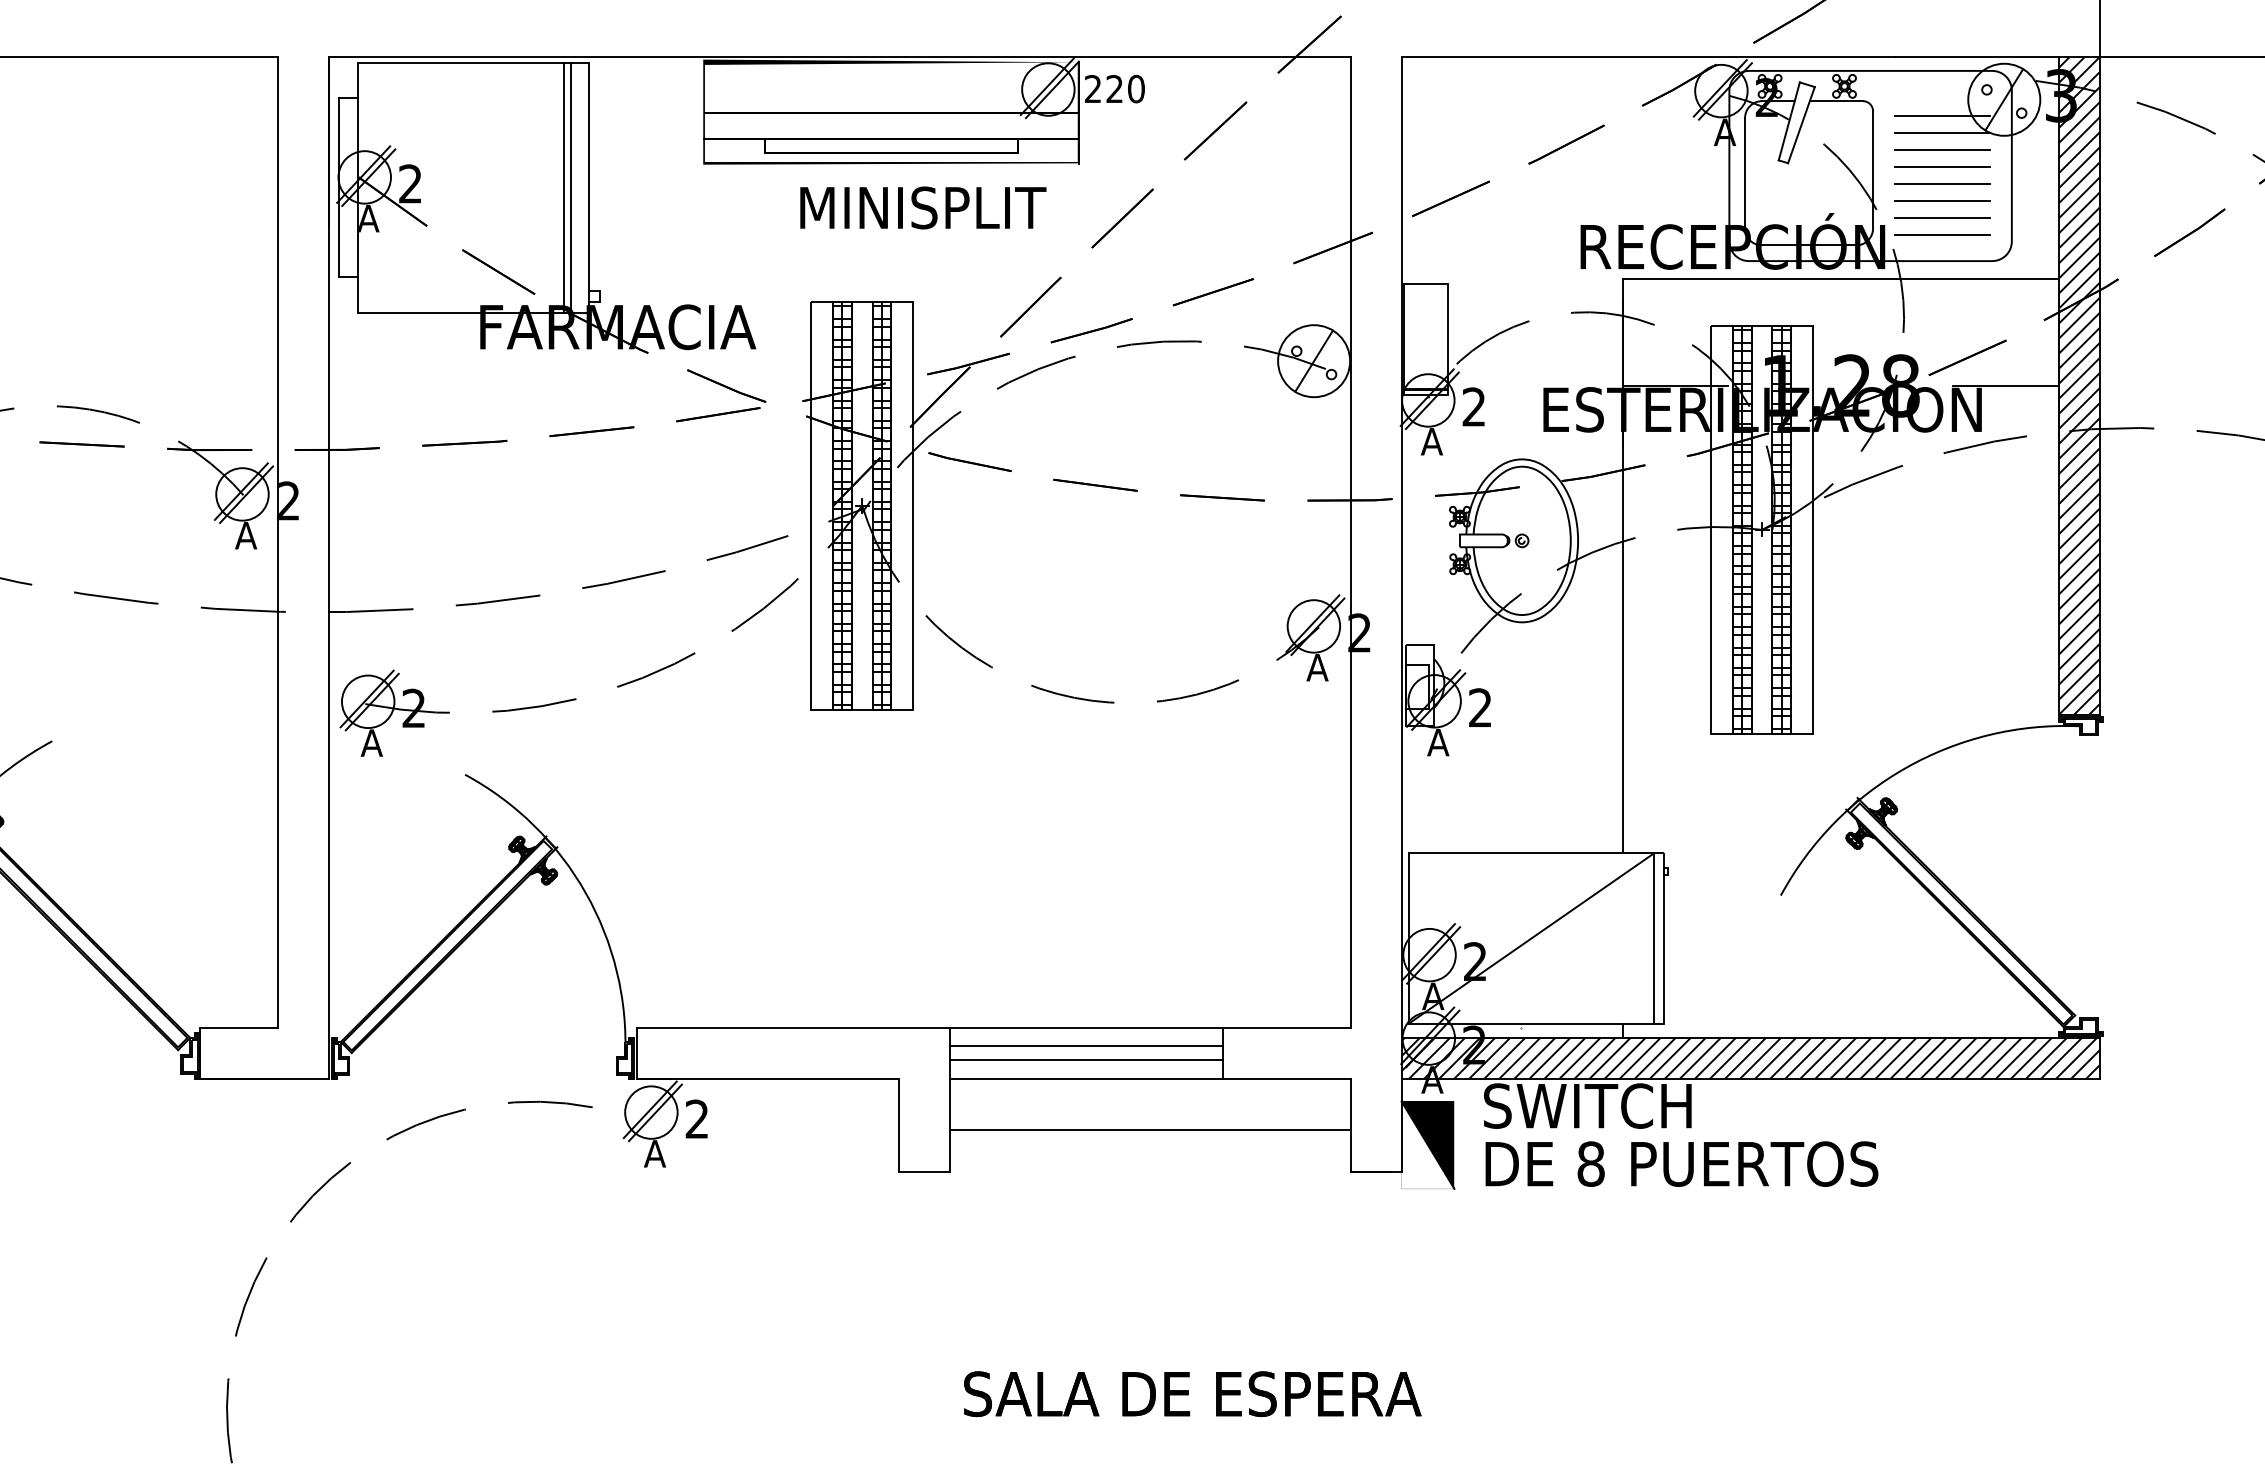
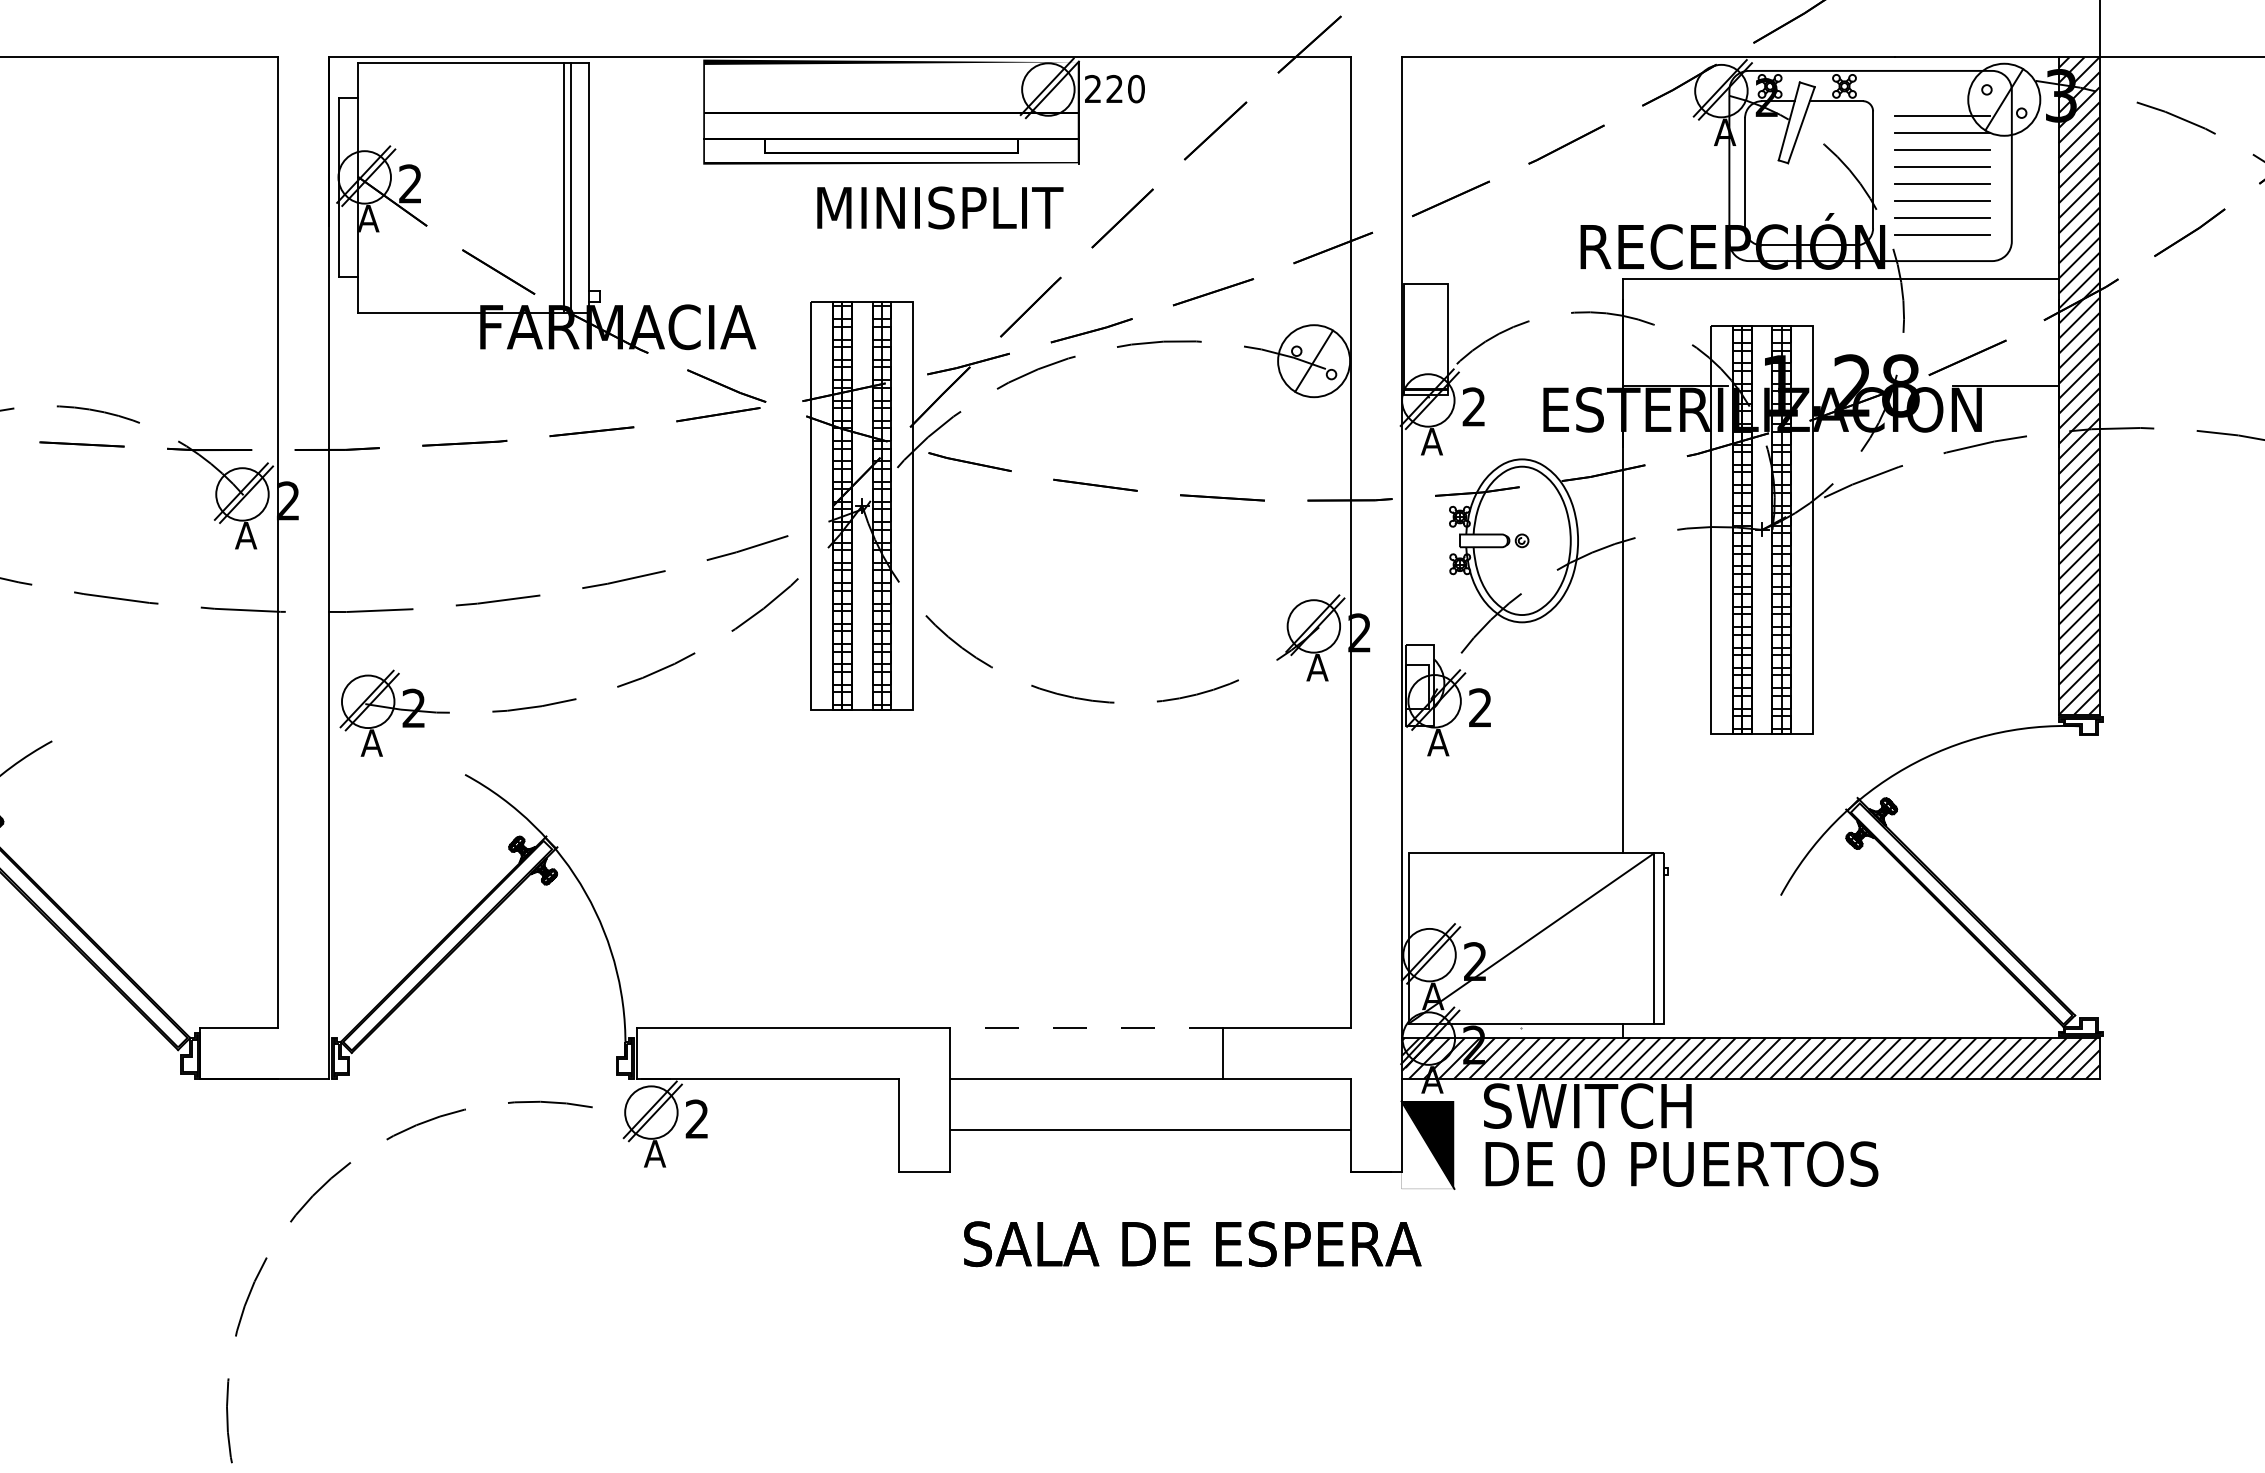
text position: (923, 207) -> (940, 207) (940, 207)
line: solid -> dashed (1086, 1027)
line: present -> none (1086, 1046)
line: present -> none (1086, 1060)
text: 8 -> 0 (1590, 1163)
text position: (1192, 1394) -> (1192, 1244) (1192, 1244)
